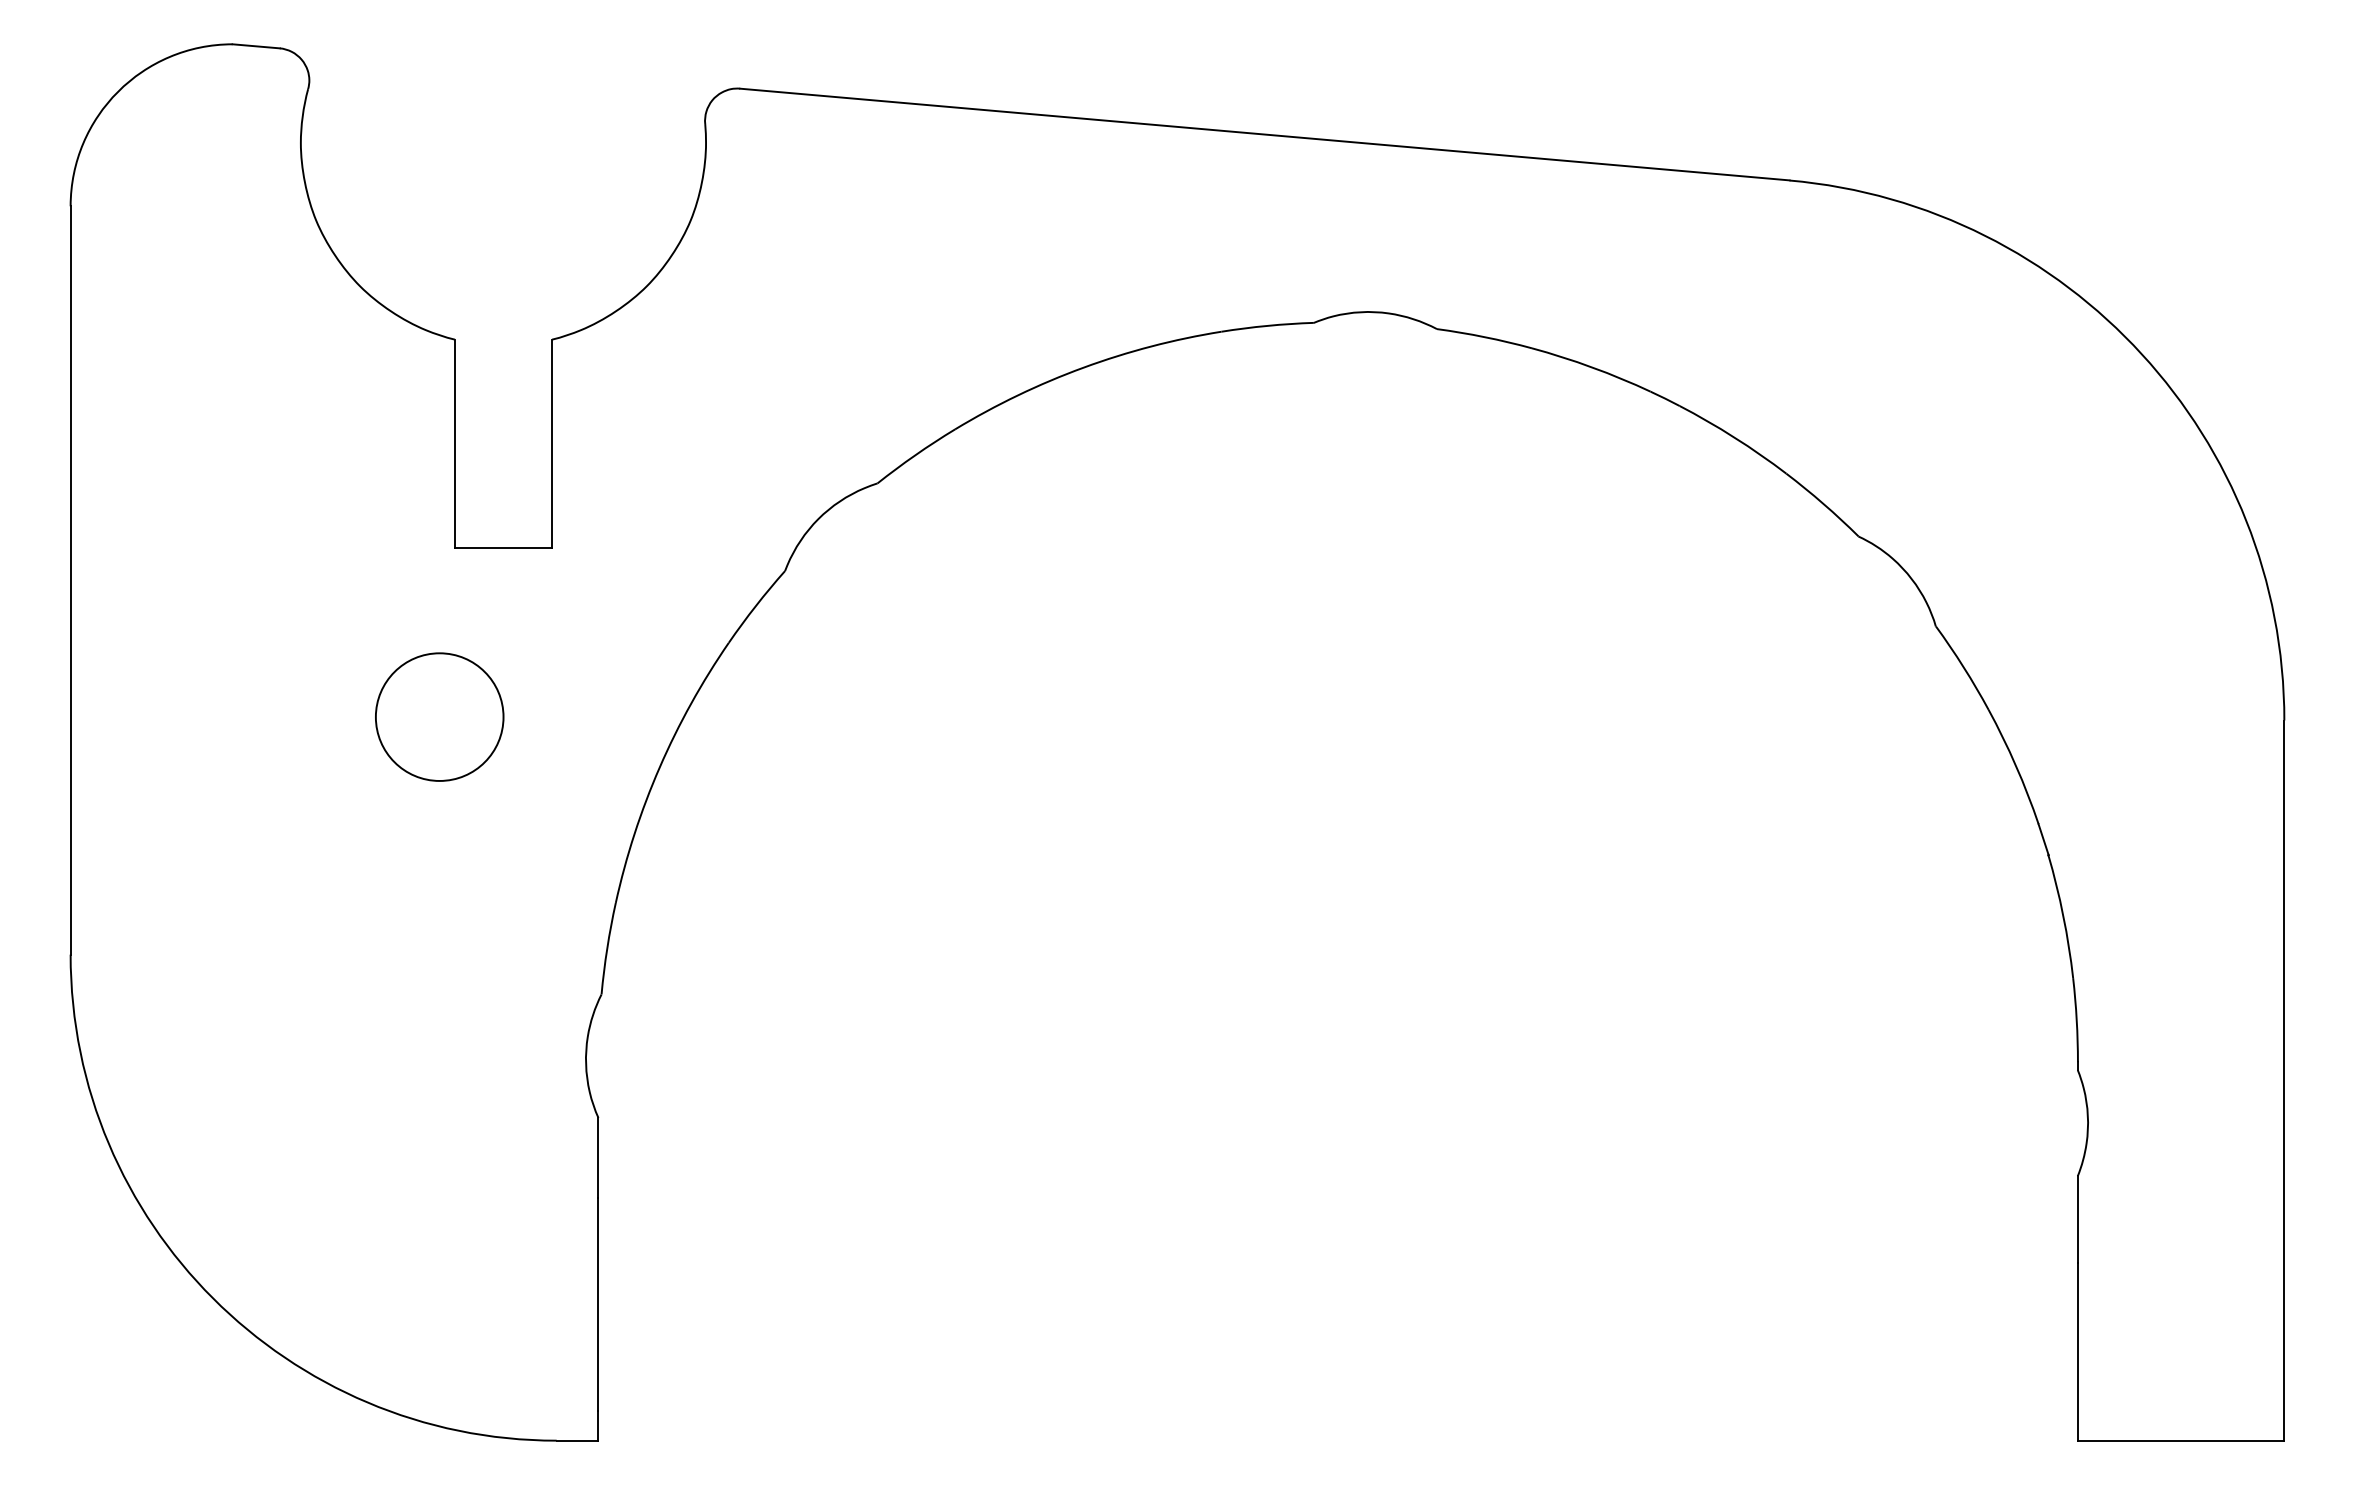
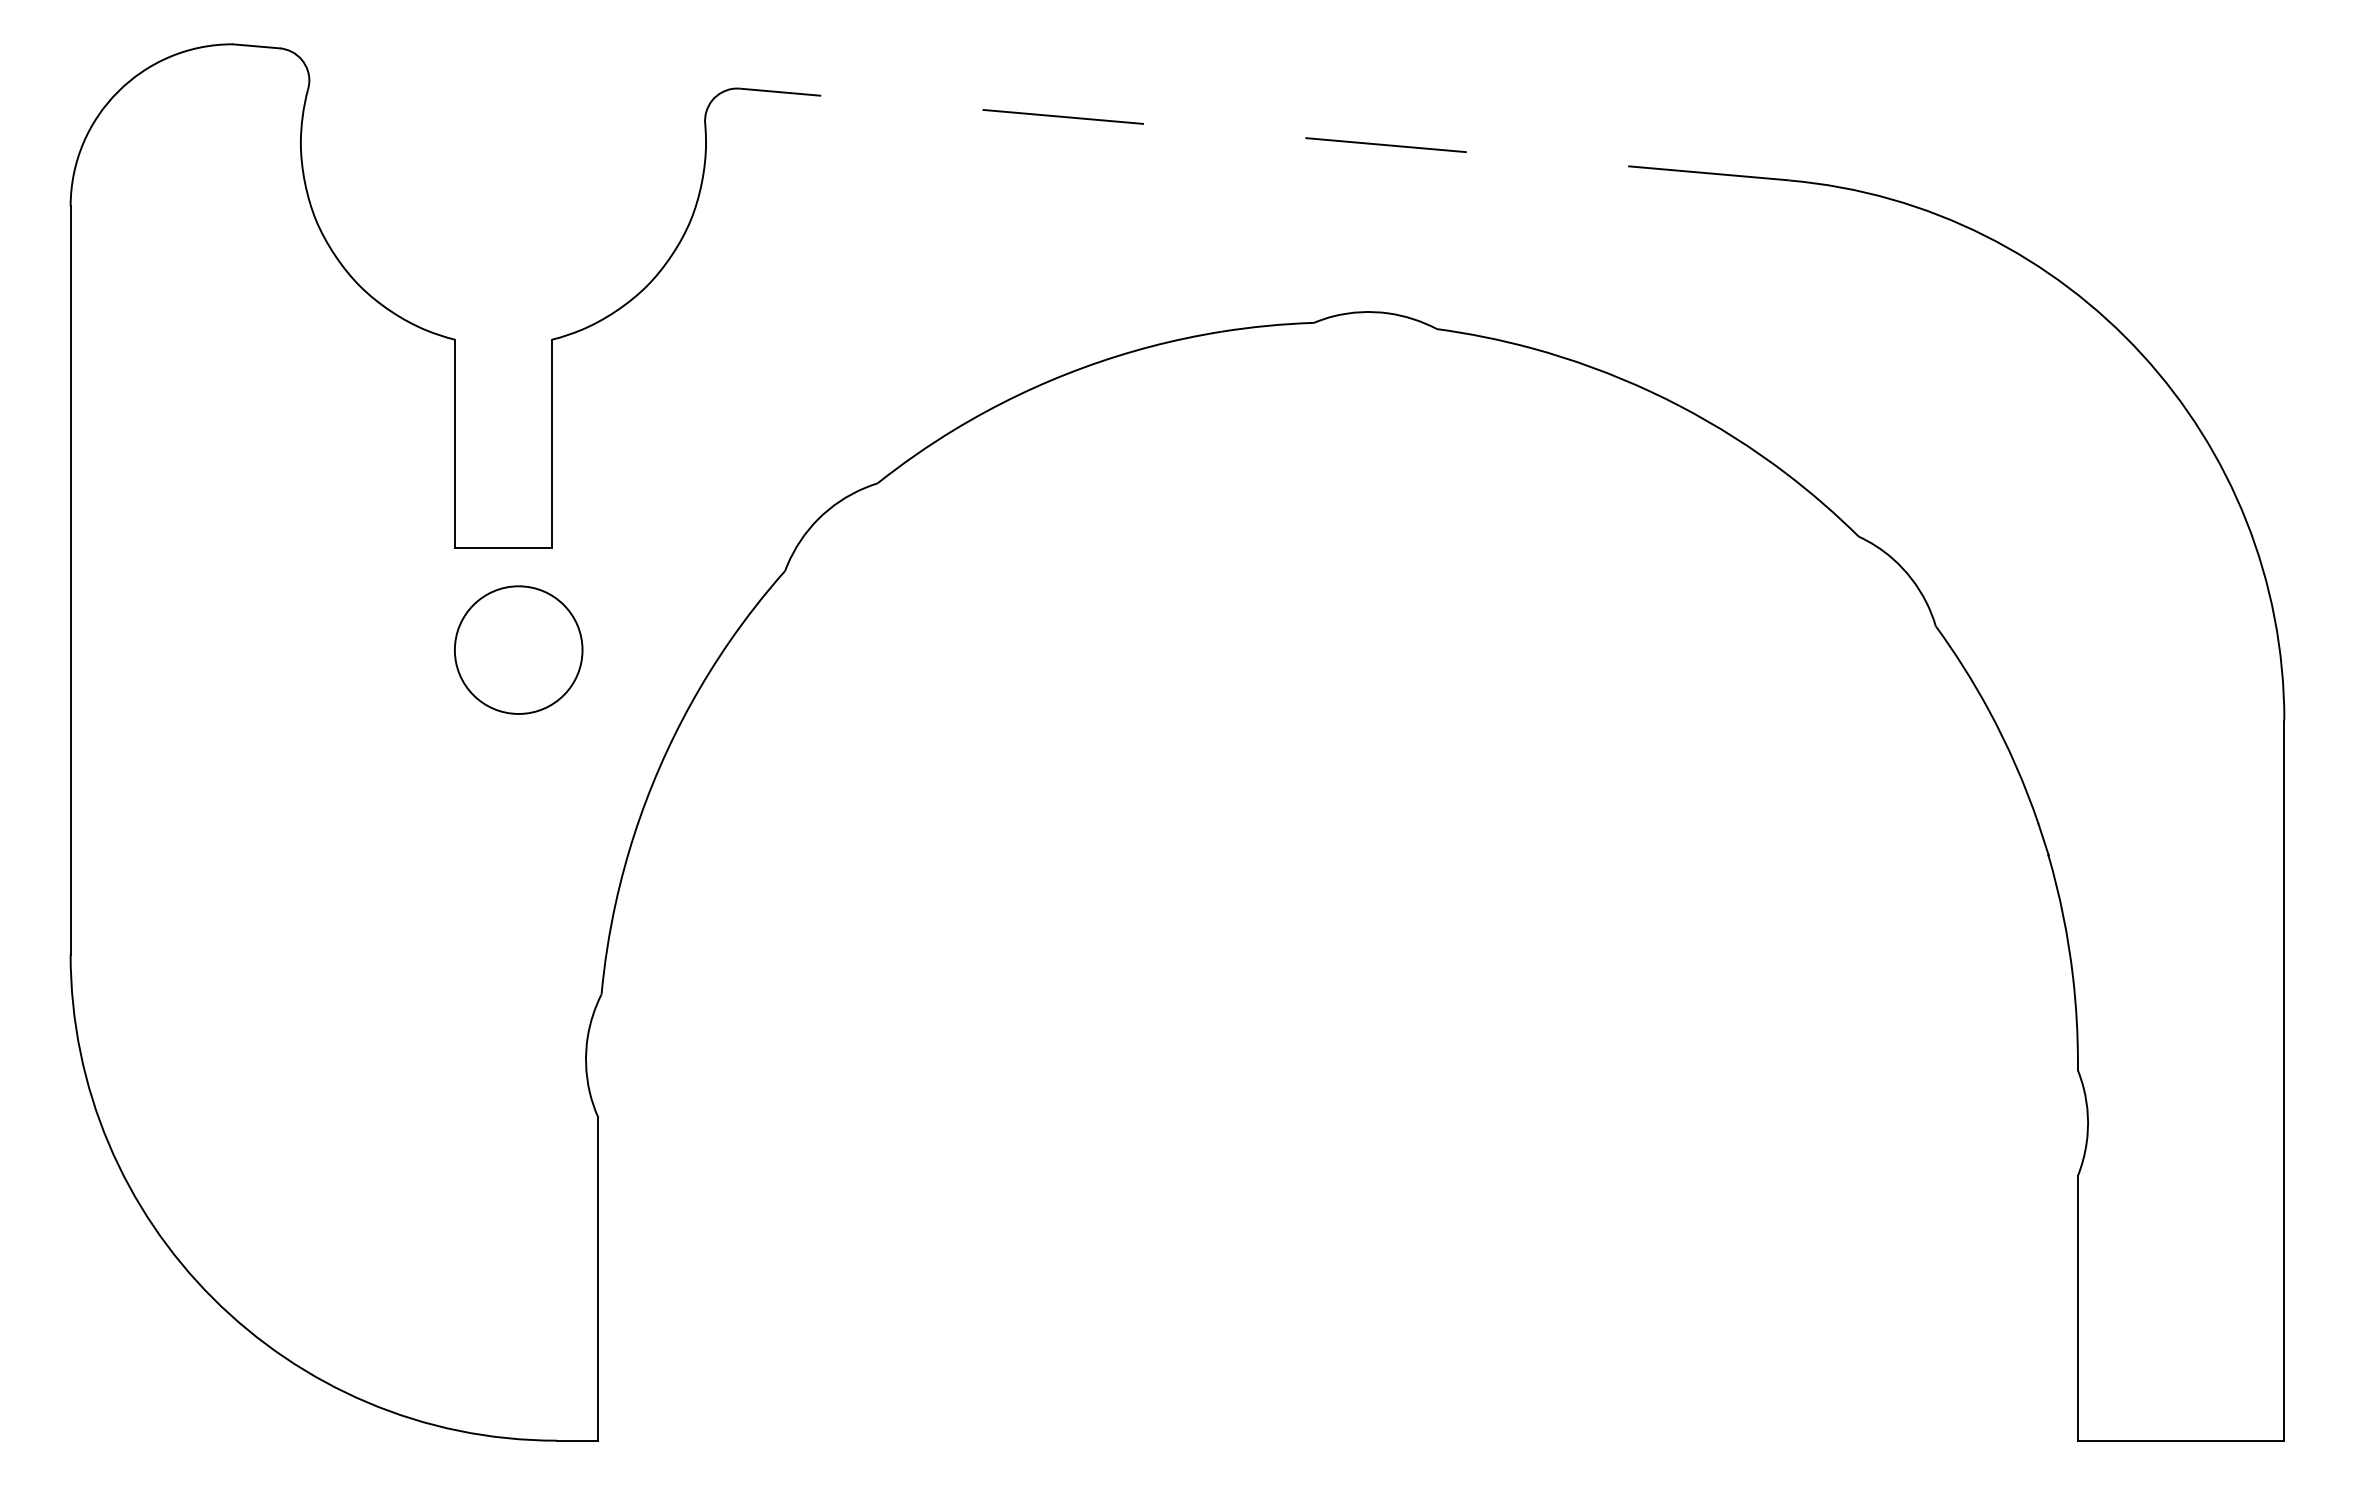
line: solid -> dashed (1264, 134)
circle position: (439, 716) -> (518, 649) (518, 649)
